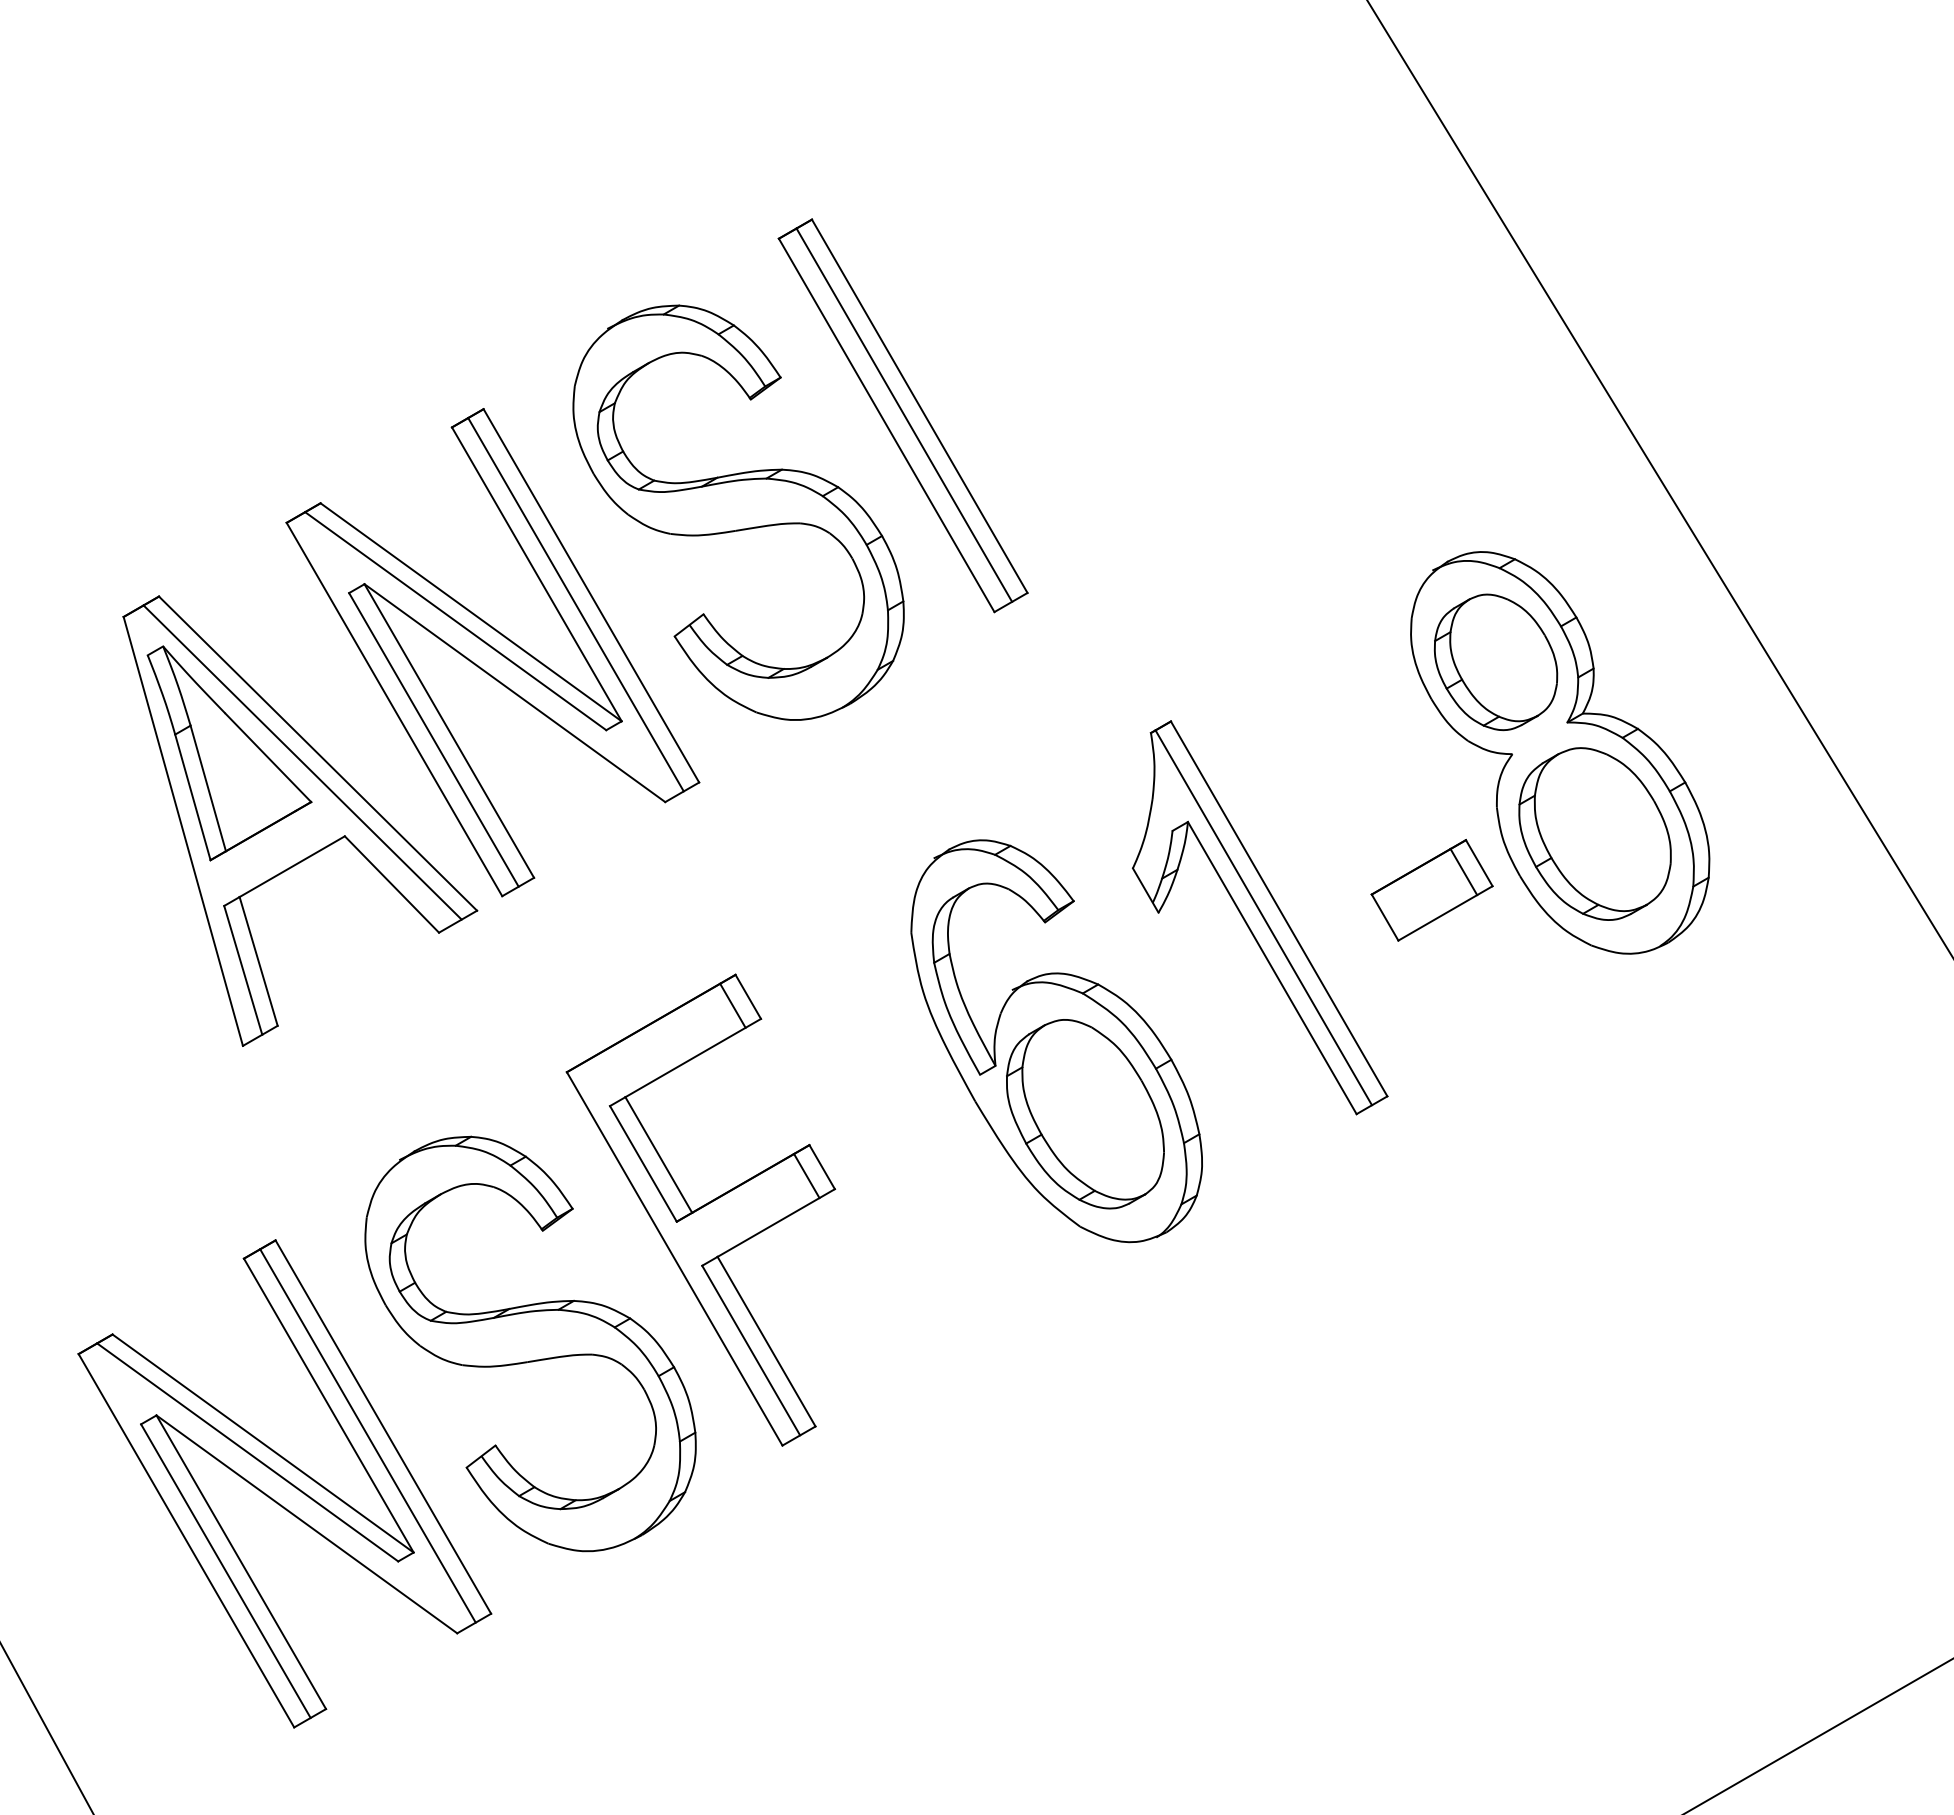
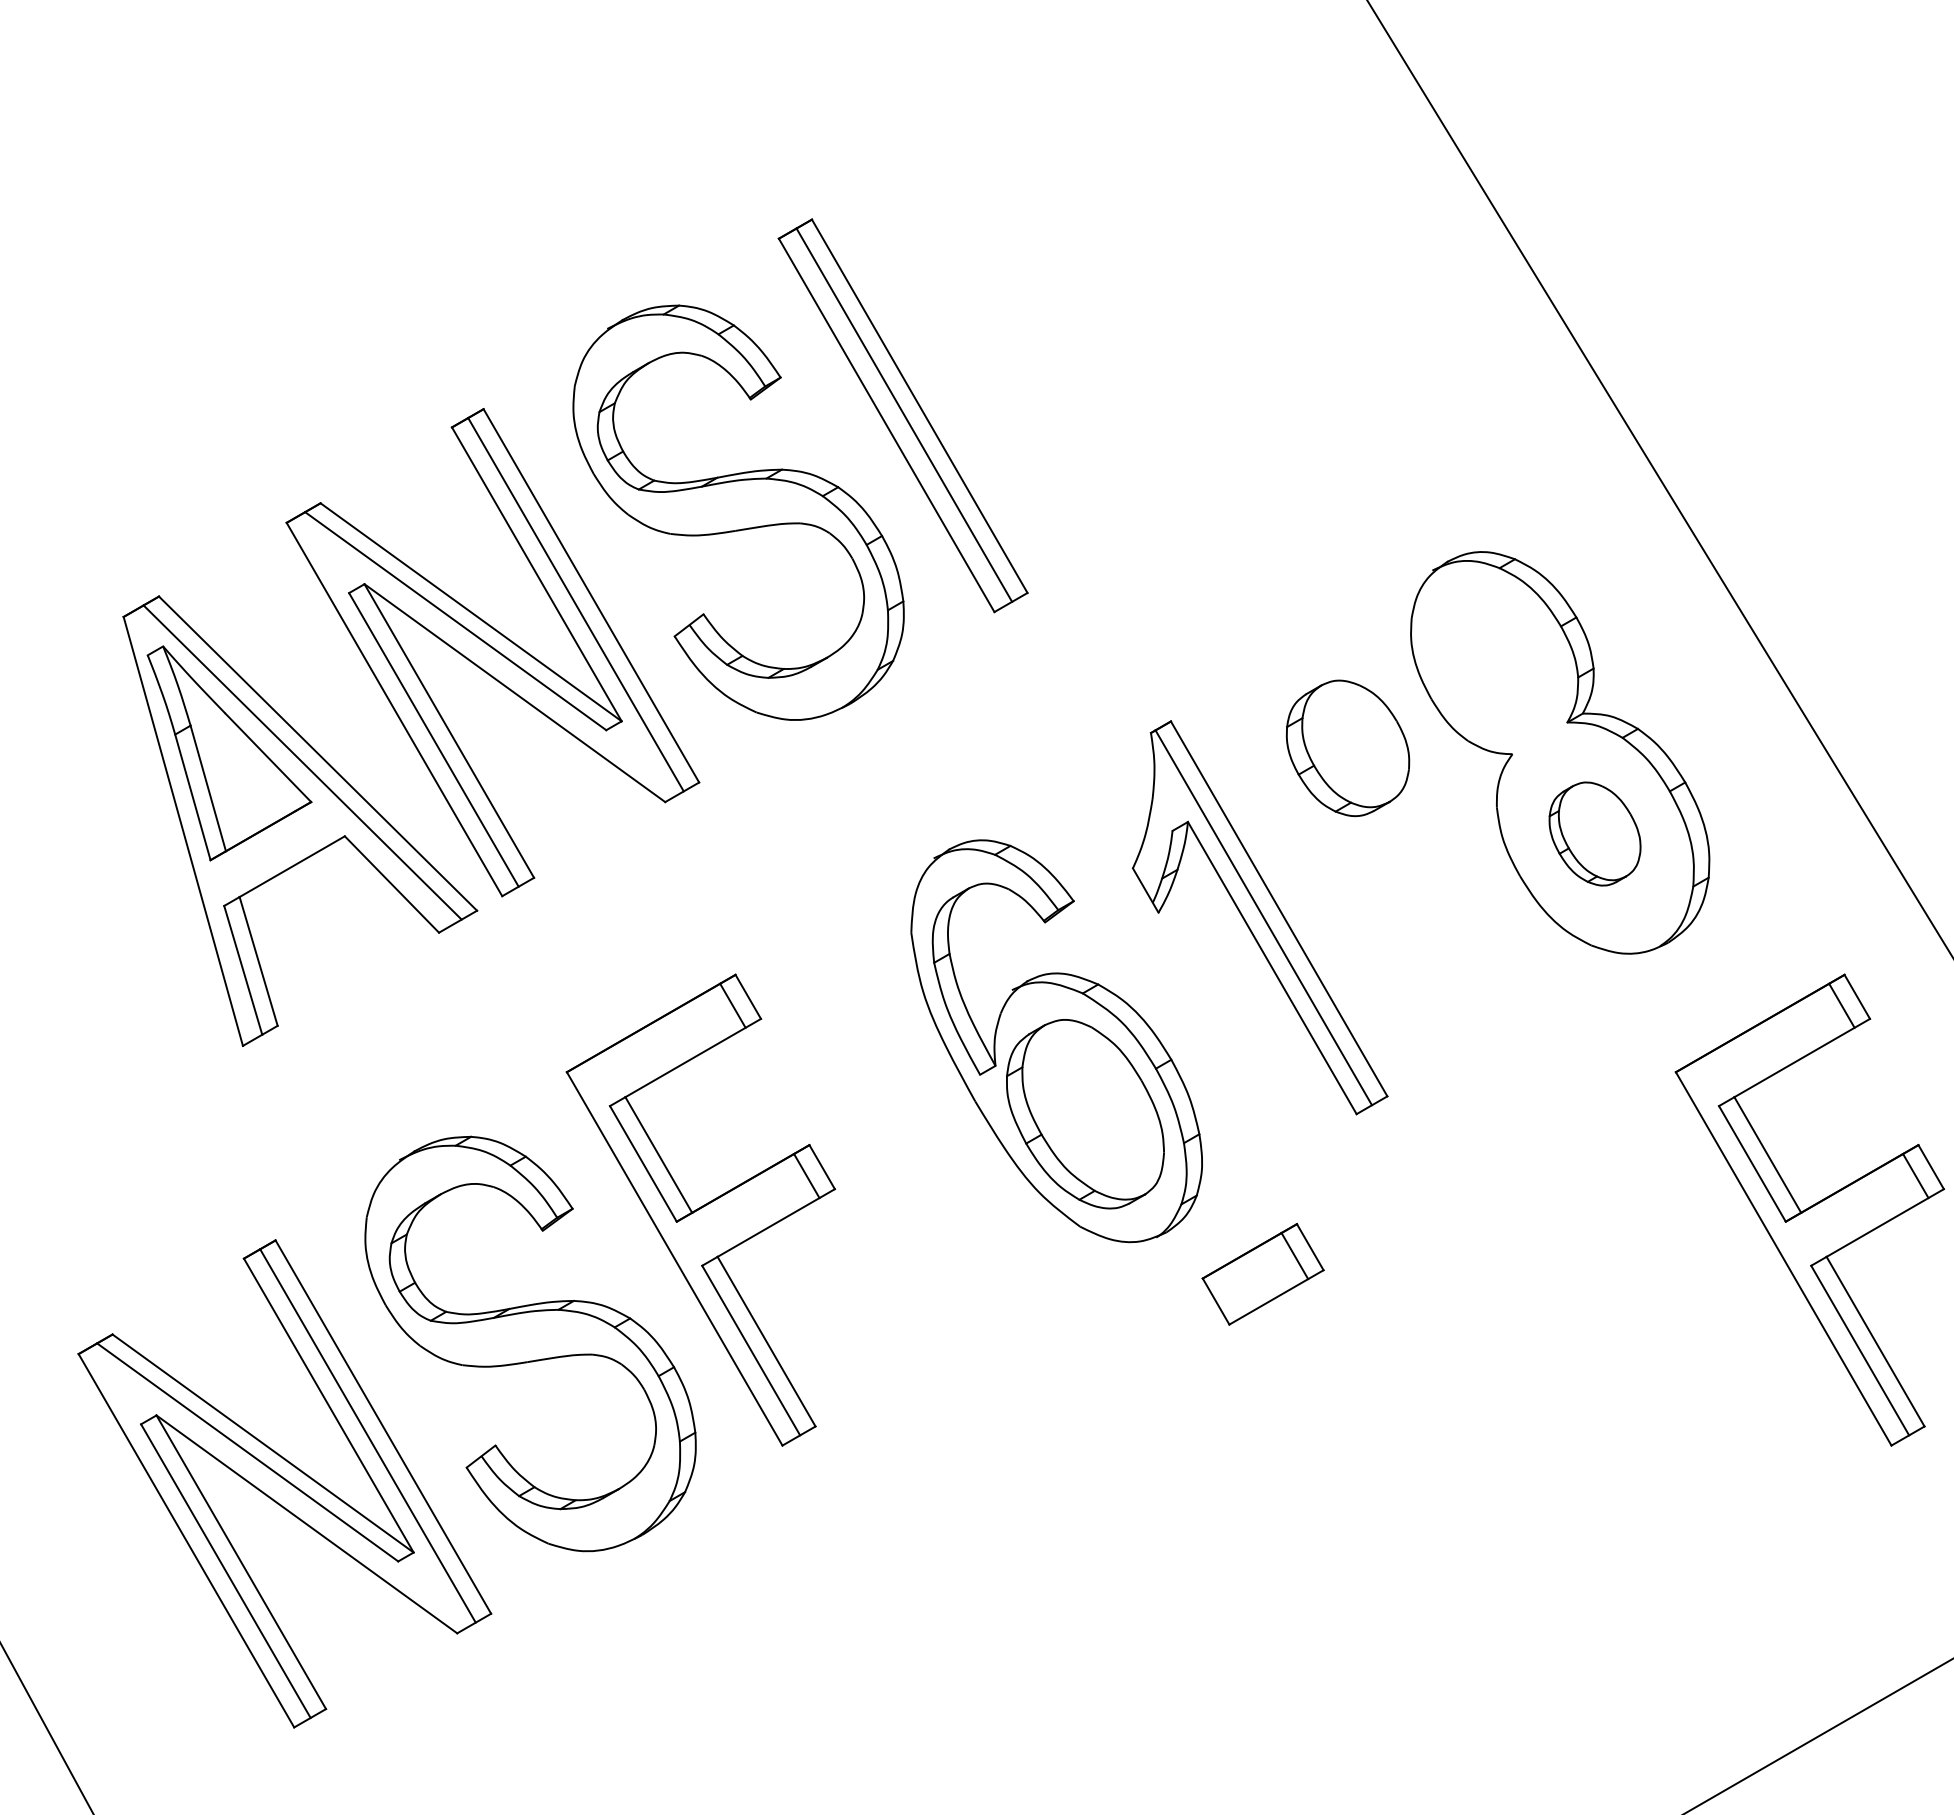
part position: (1495, 662) -> (1347, 748) (1347, 748)
part size: 154x174 px -> 94x106 px (1594, 833)
part position: (1431, 890) -> (1262, 1274) (1262, 1274)
part: none -> present (1809, 1209)
